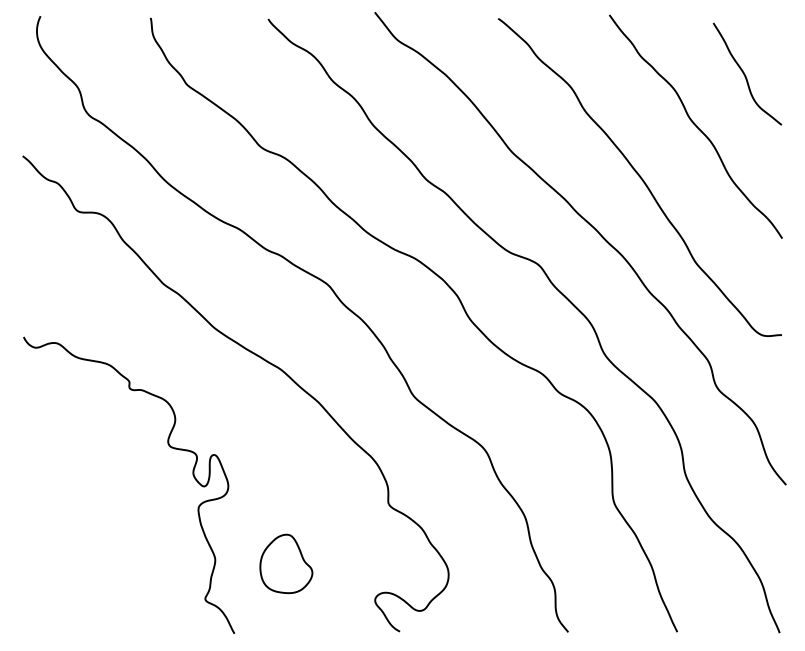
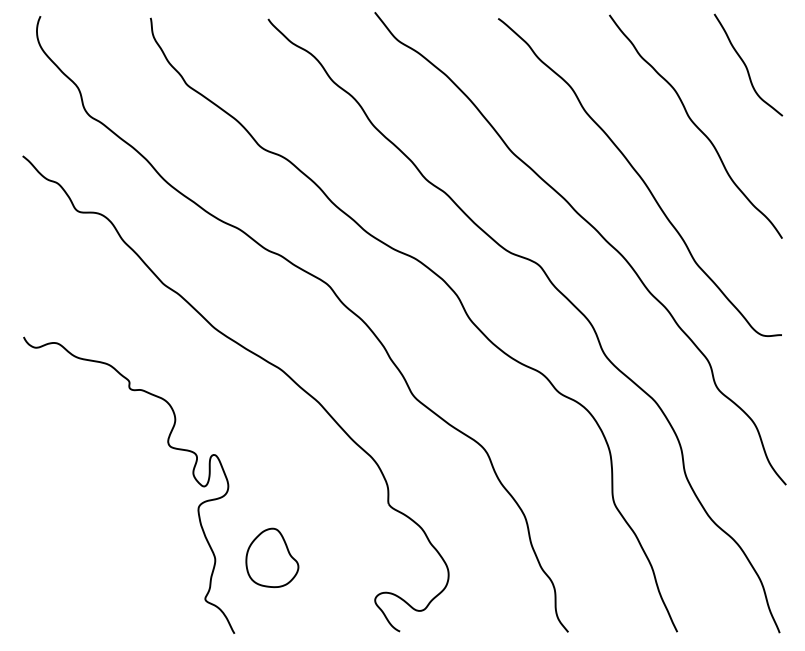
curve position: (745, 74) -> (746, 65) (746, 65)
part position: (286, 563) -> (272, 557) (272, 557)
